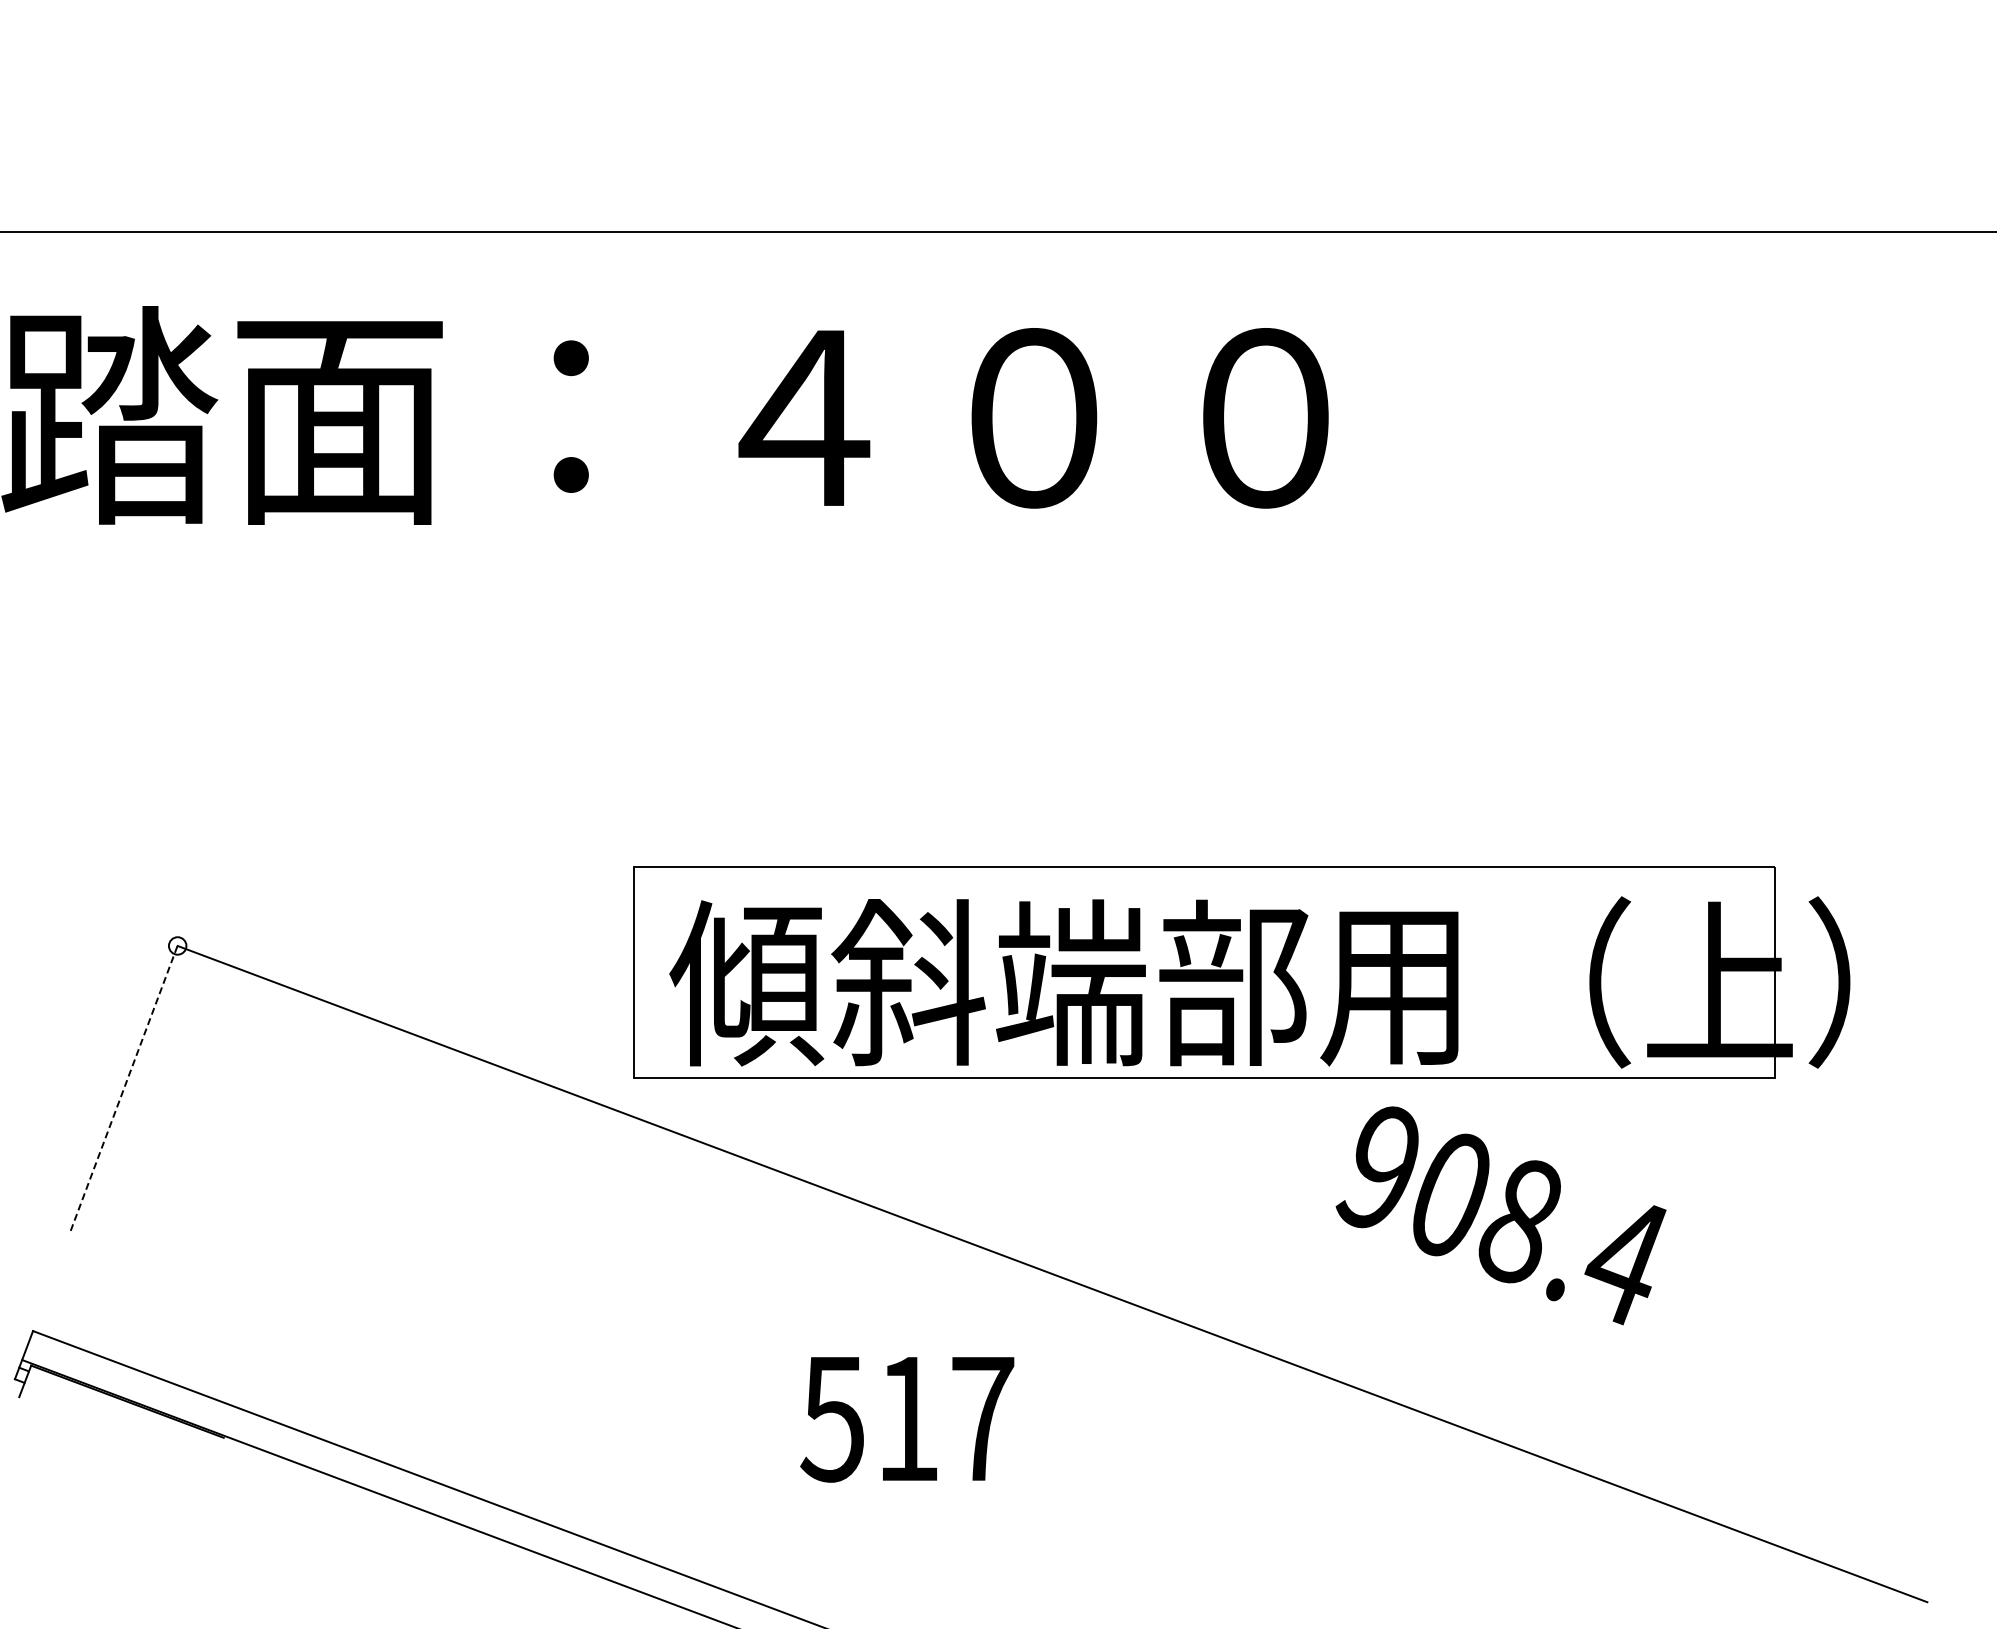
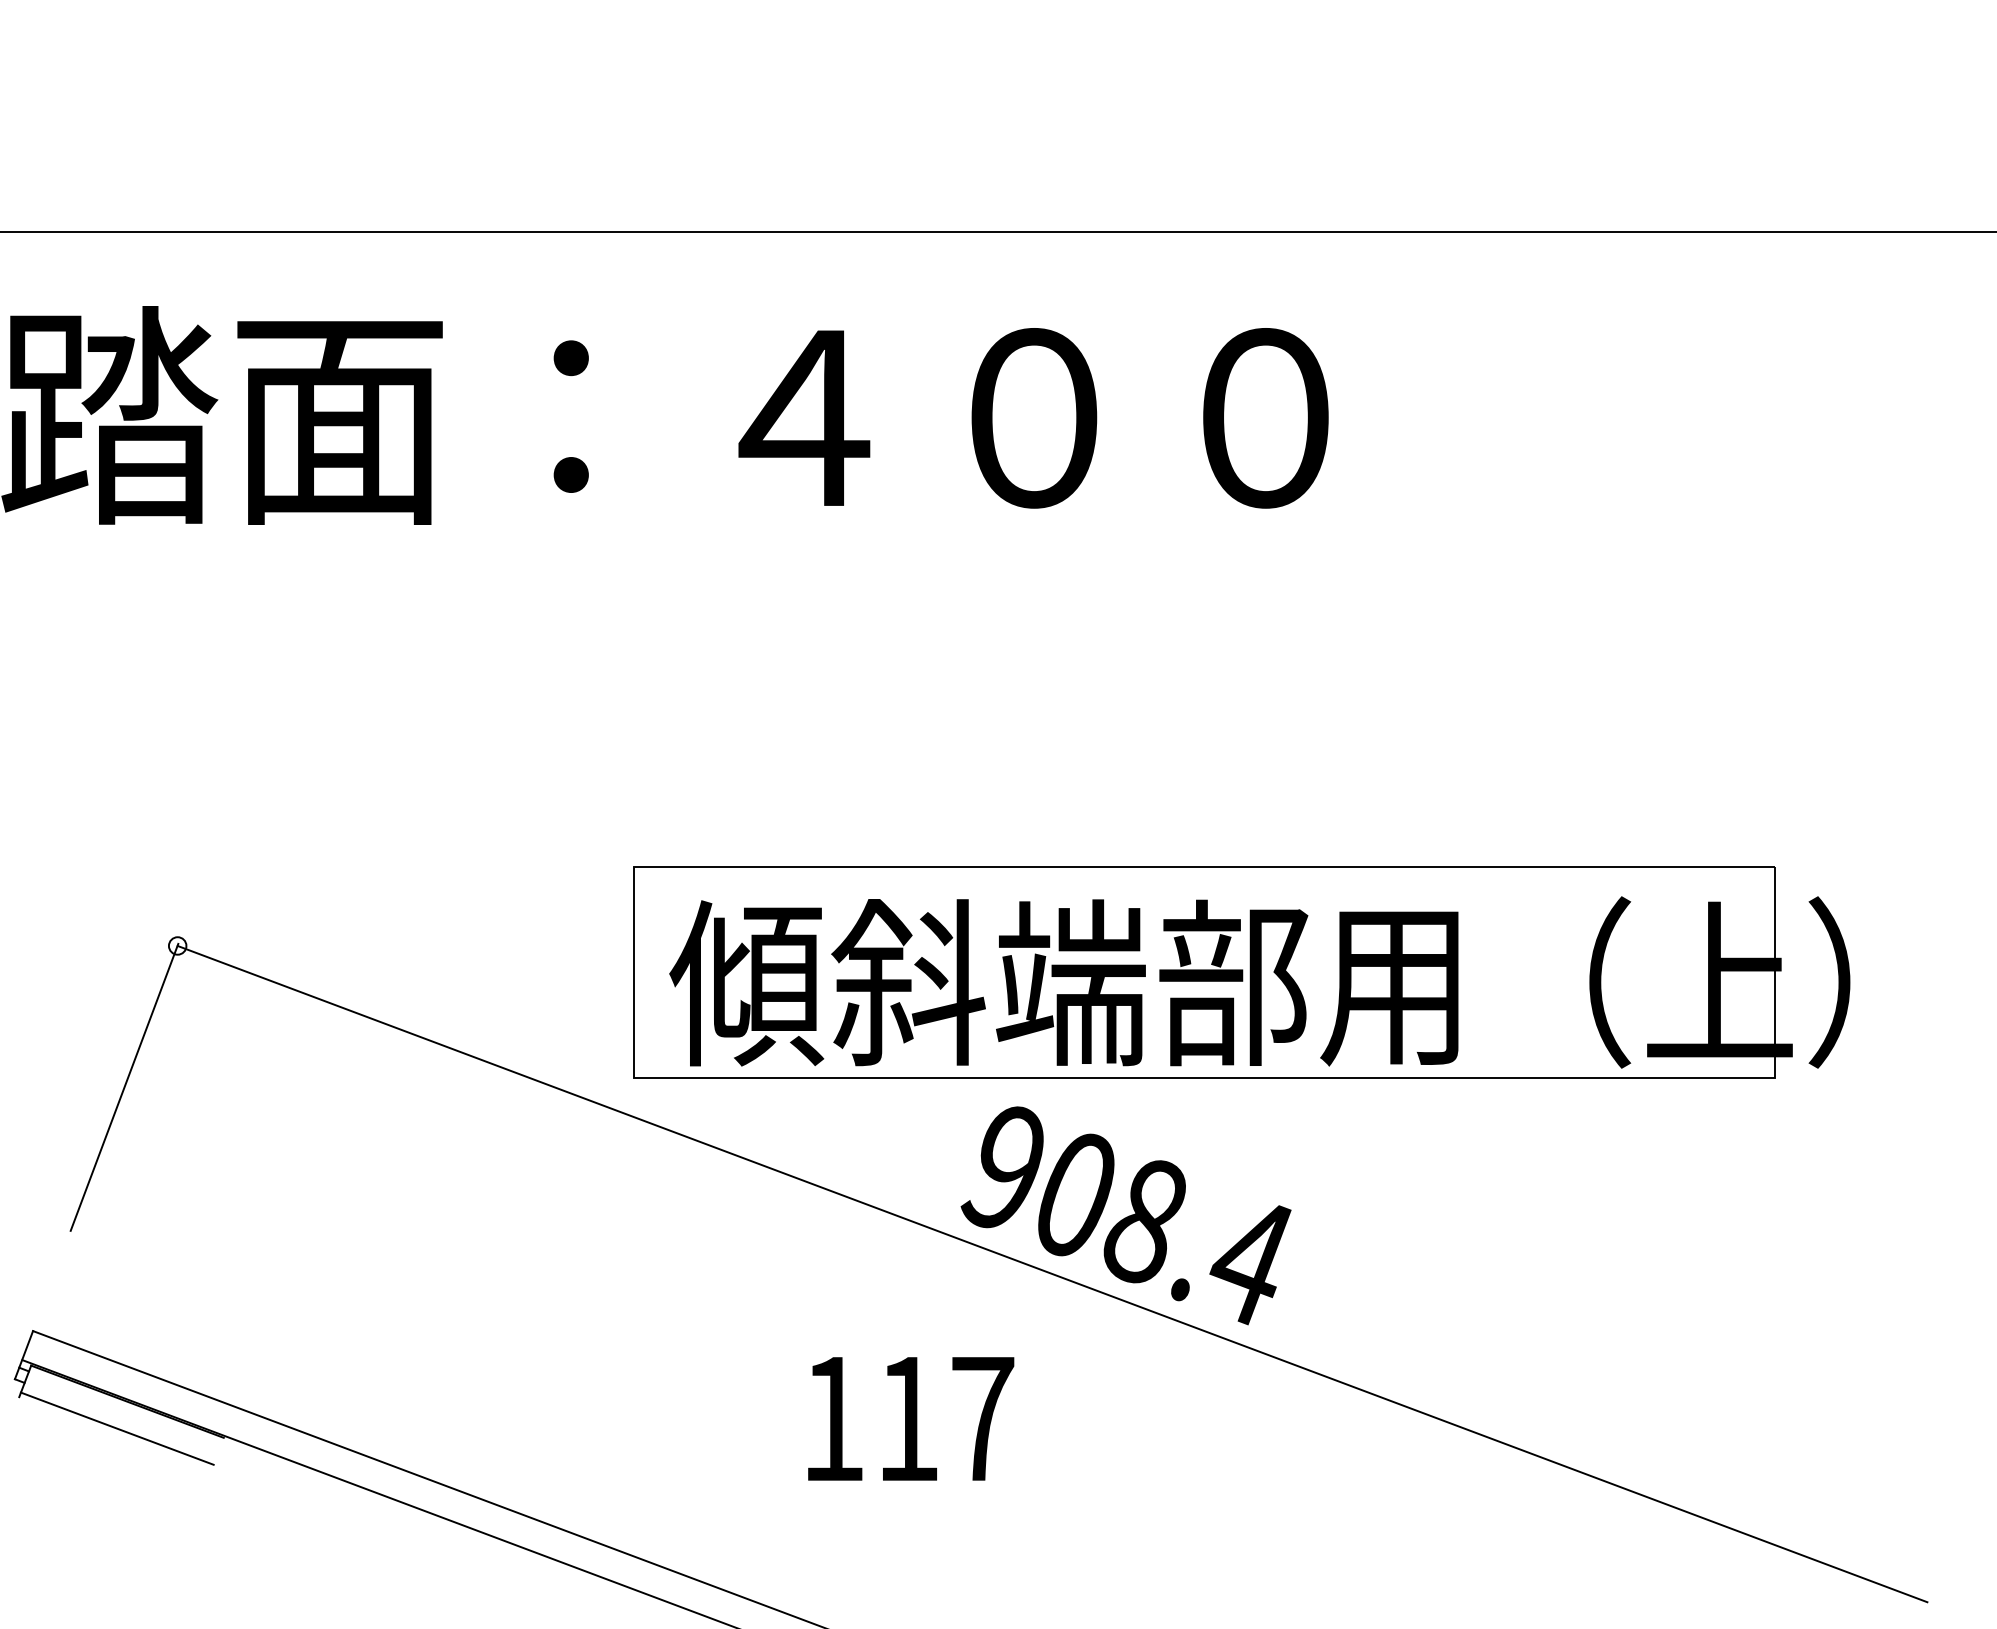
line: dashed -> solid (124, 1086)
text position: (1500, 1215) -> (1125, 1215) (1125, 1215)
text: 517 -> 117 (831, 1419)
line: none -> present (116, 1428)
